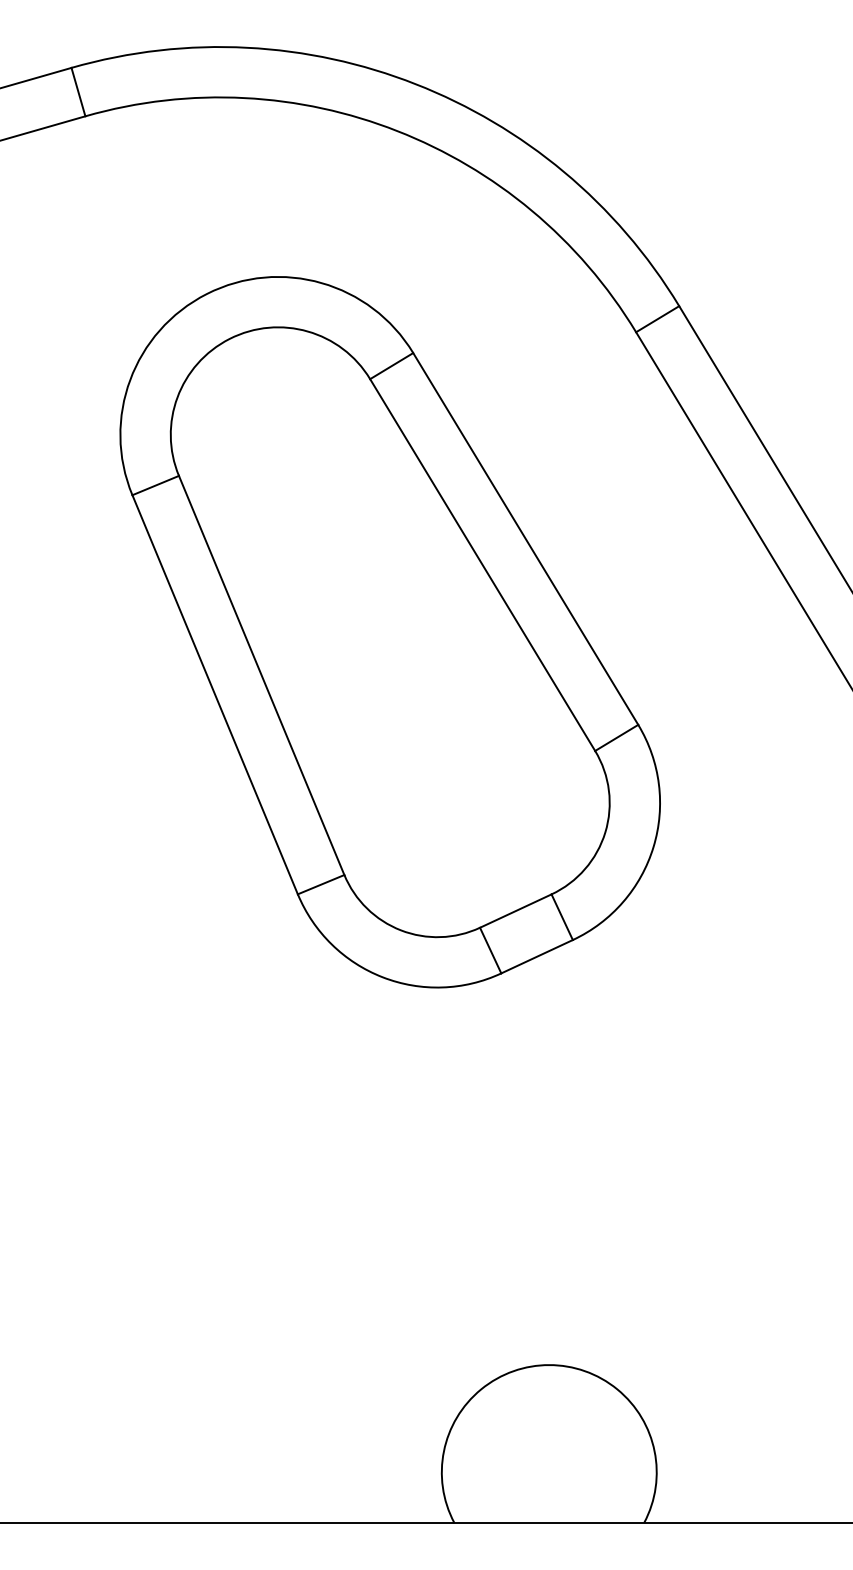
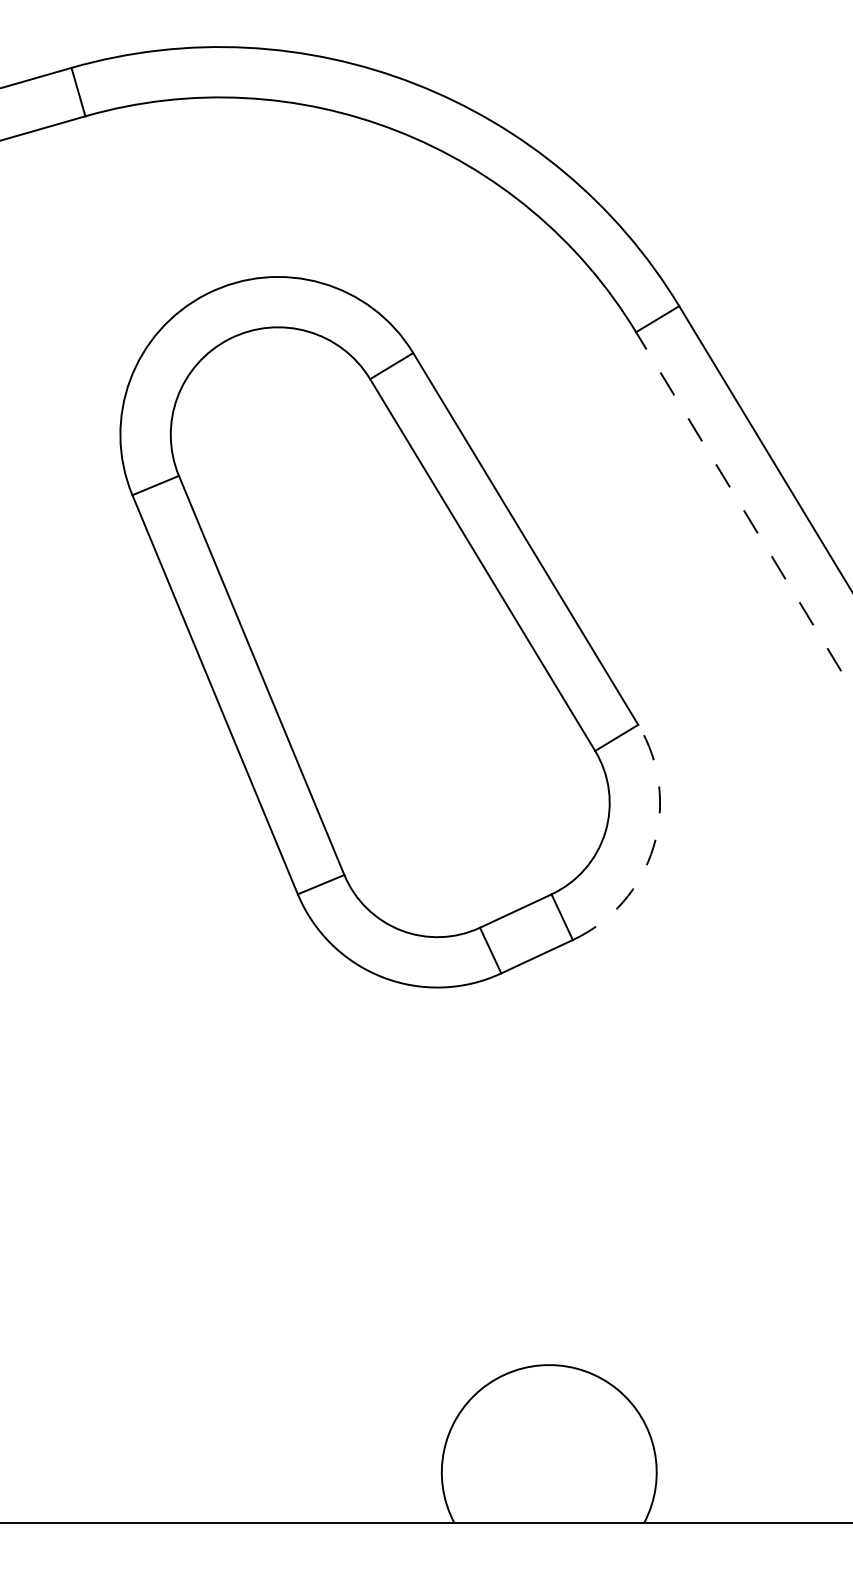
line: solid -> dashed (744, 510)
arc: solid -> dashed (653, 847)
